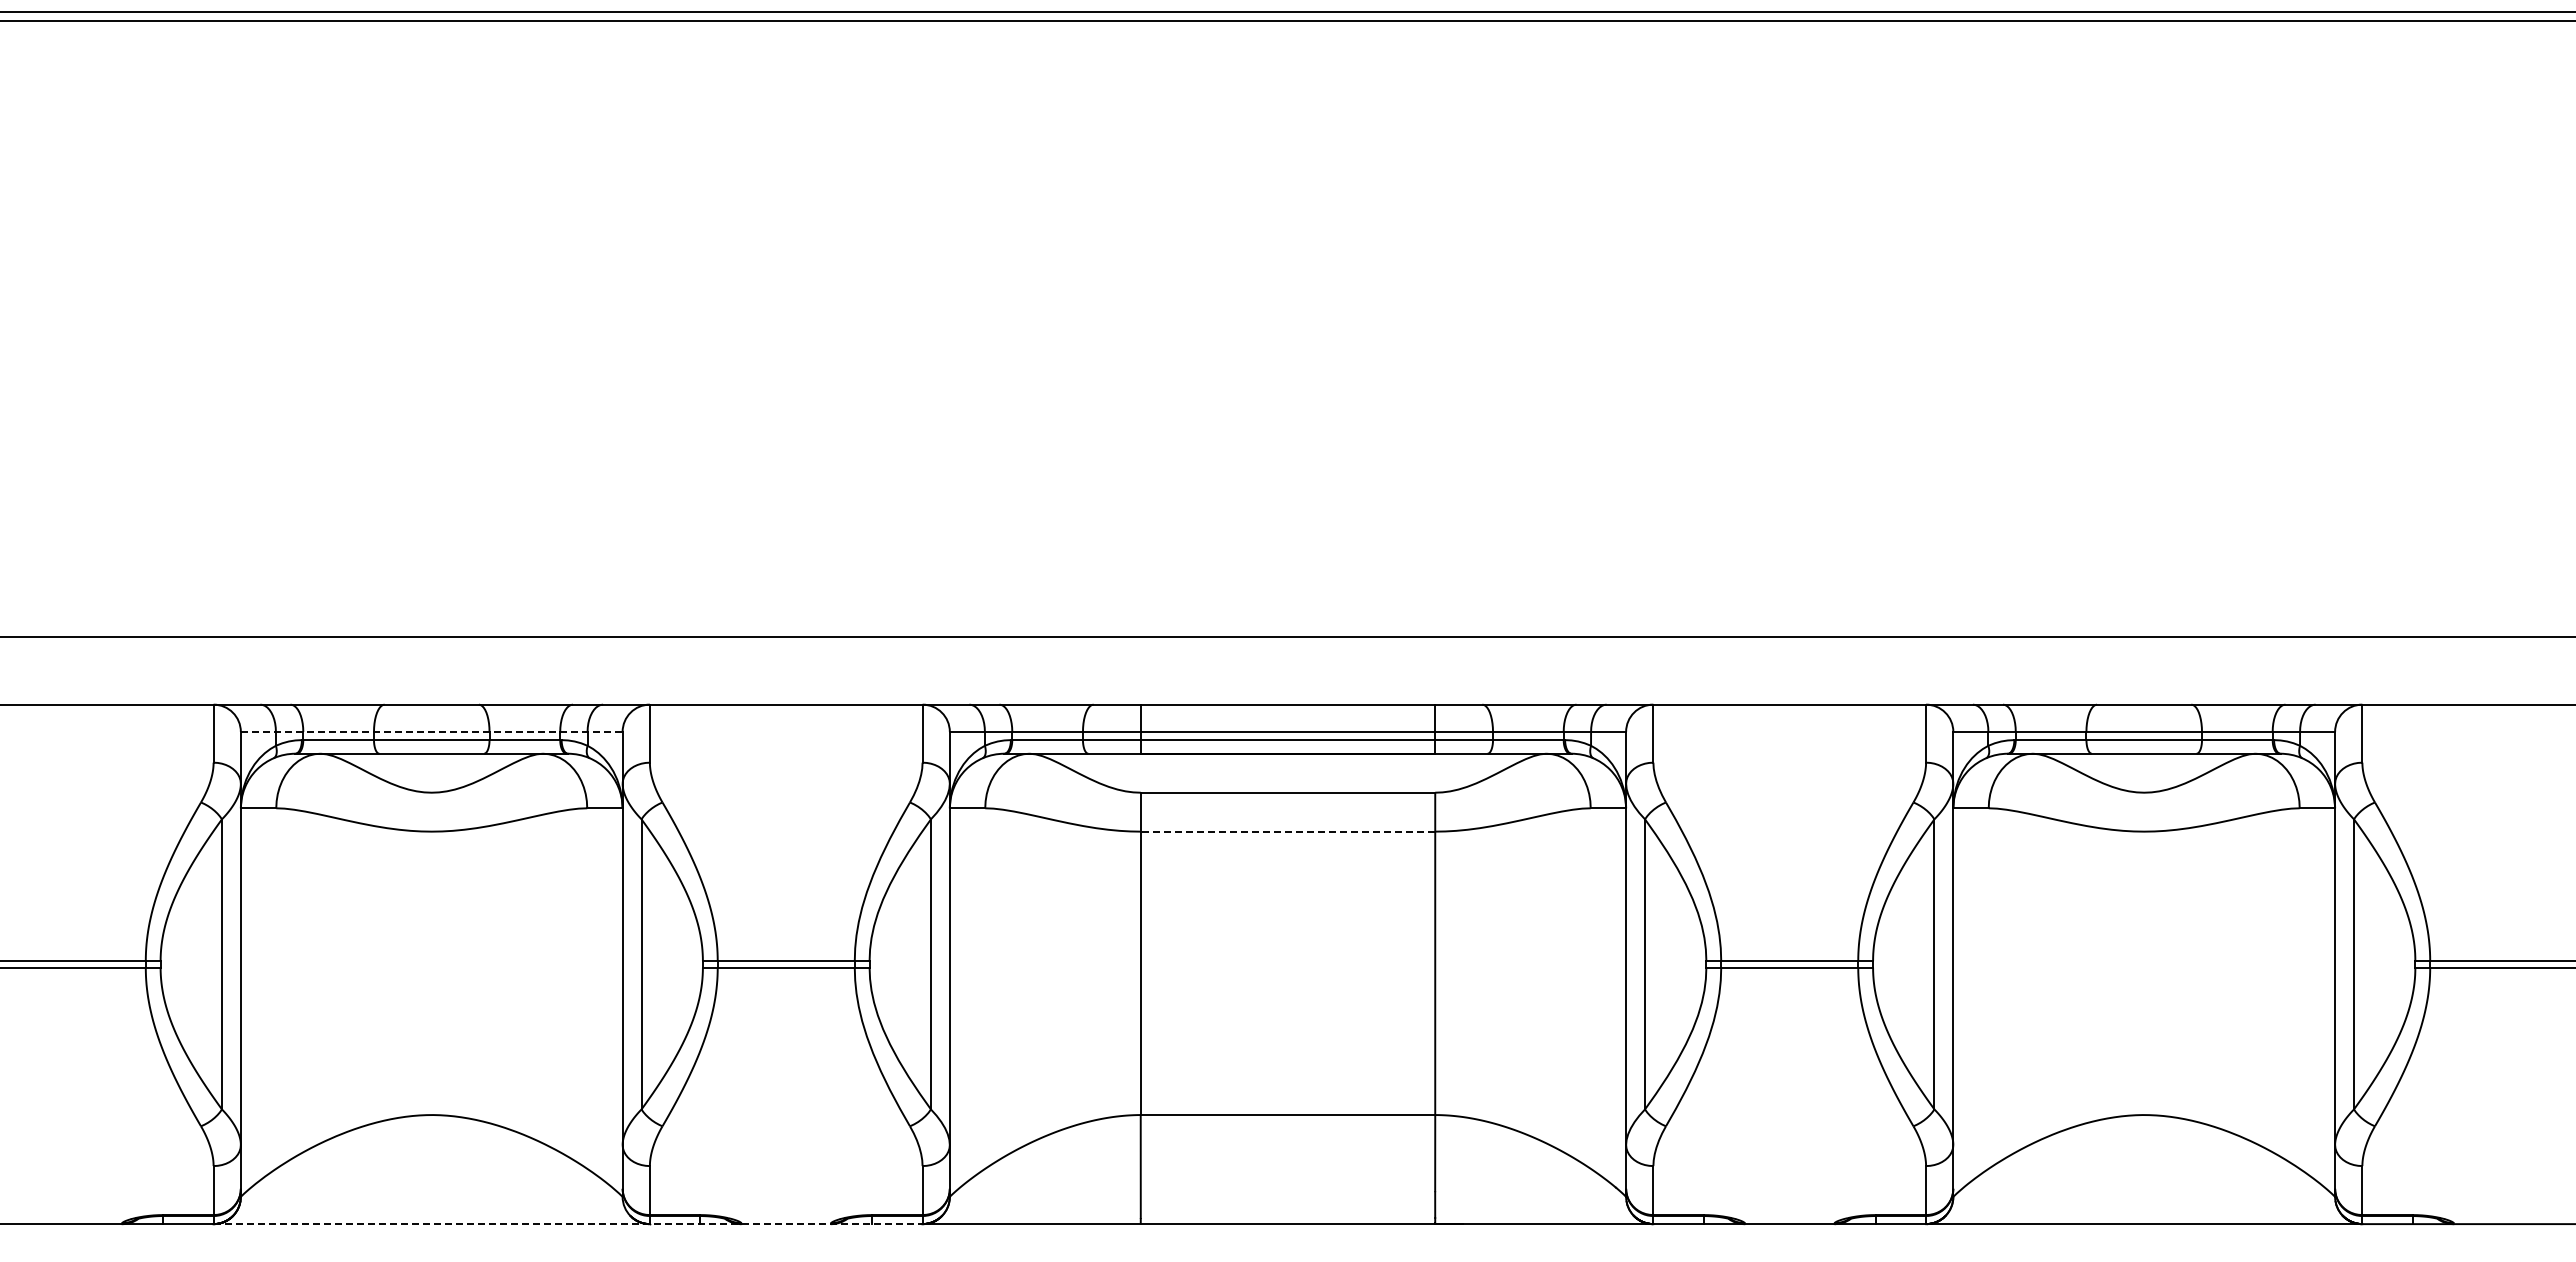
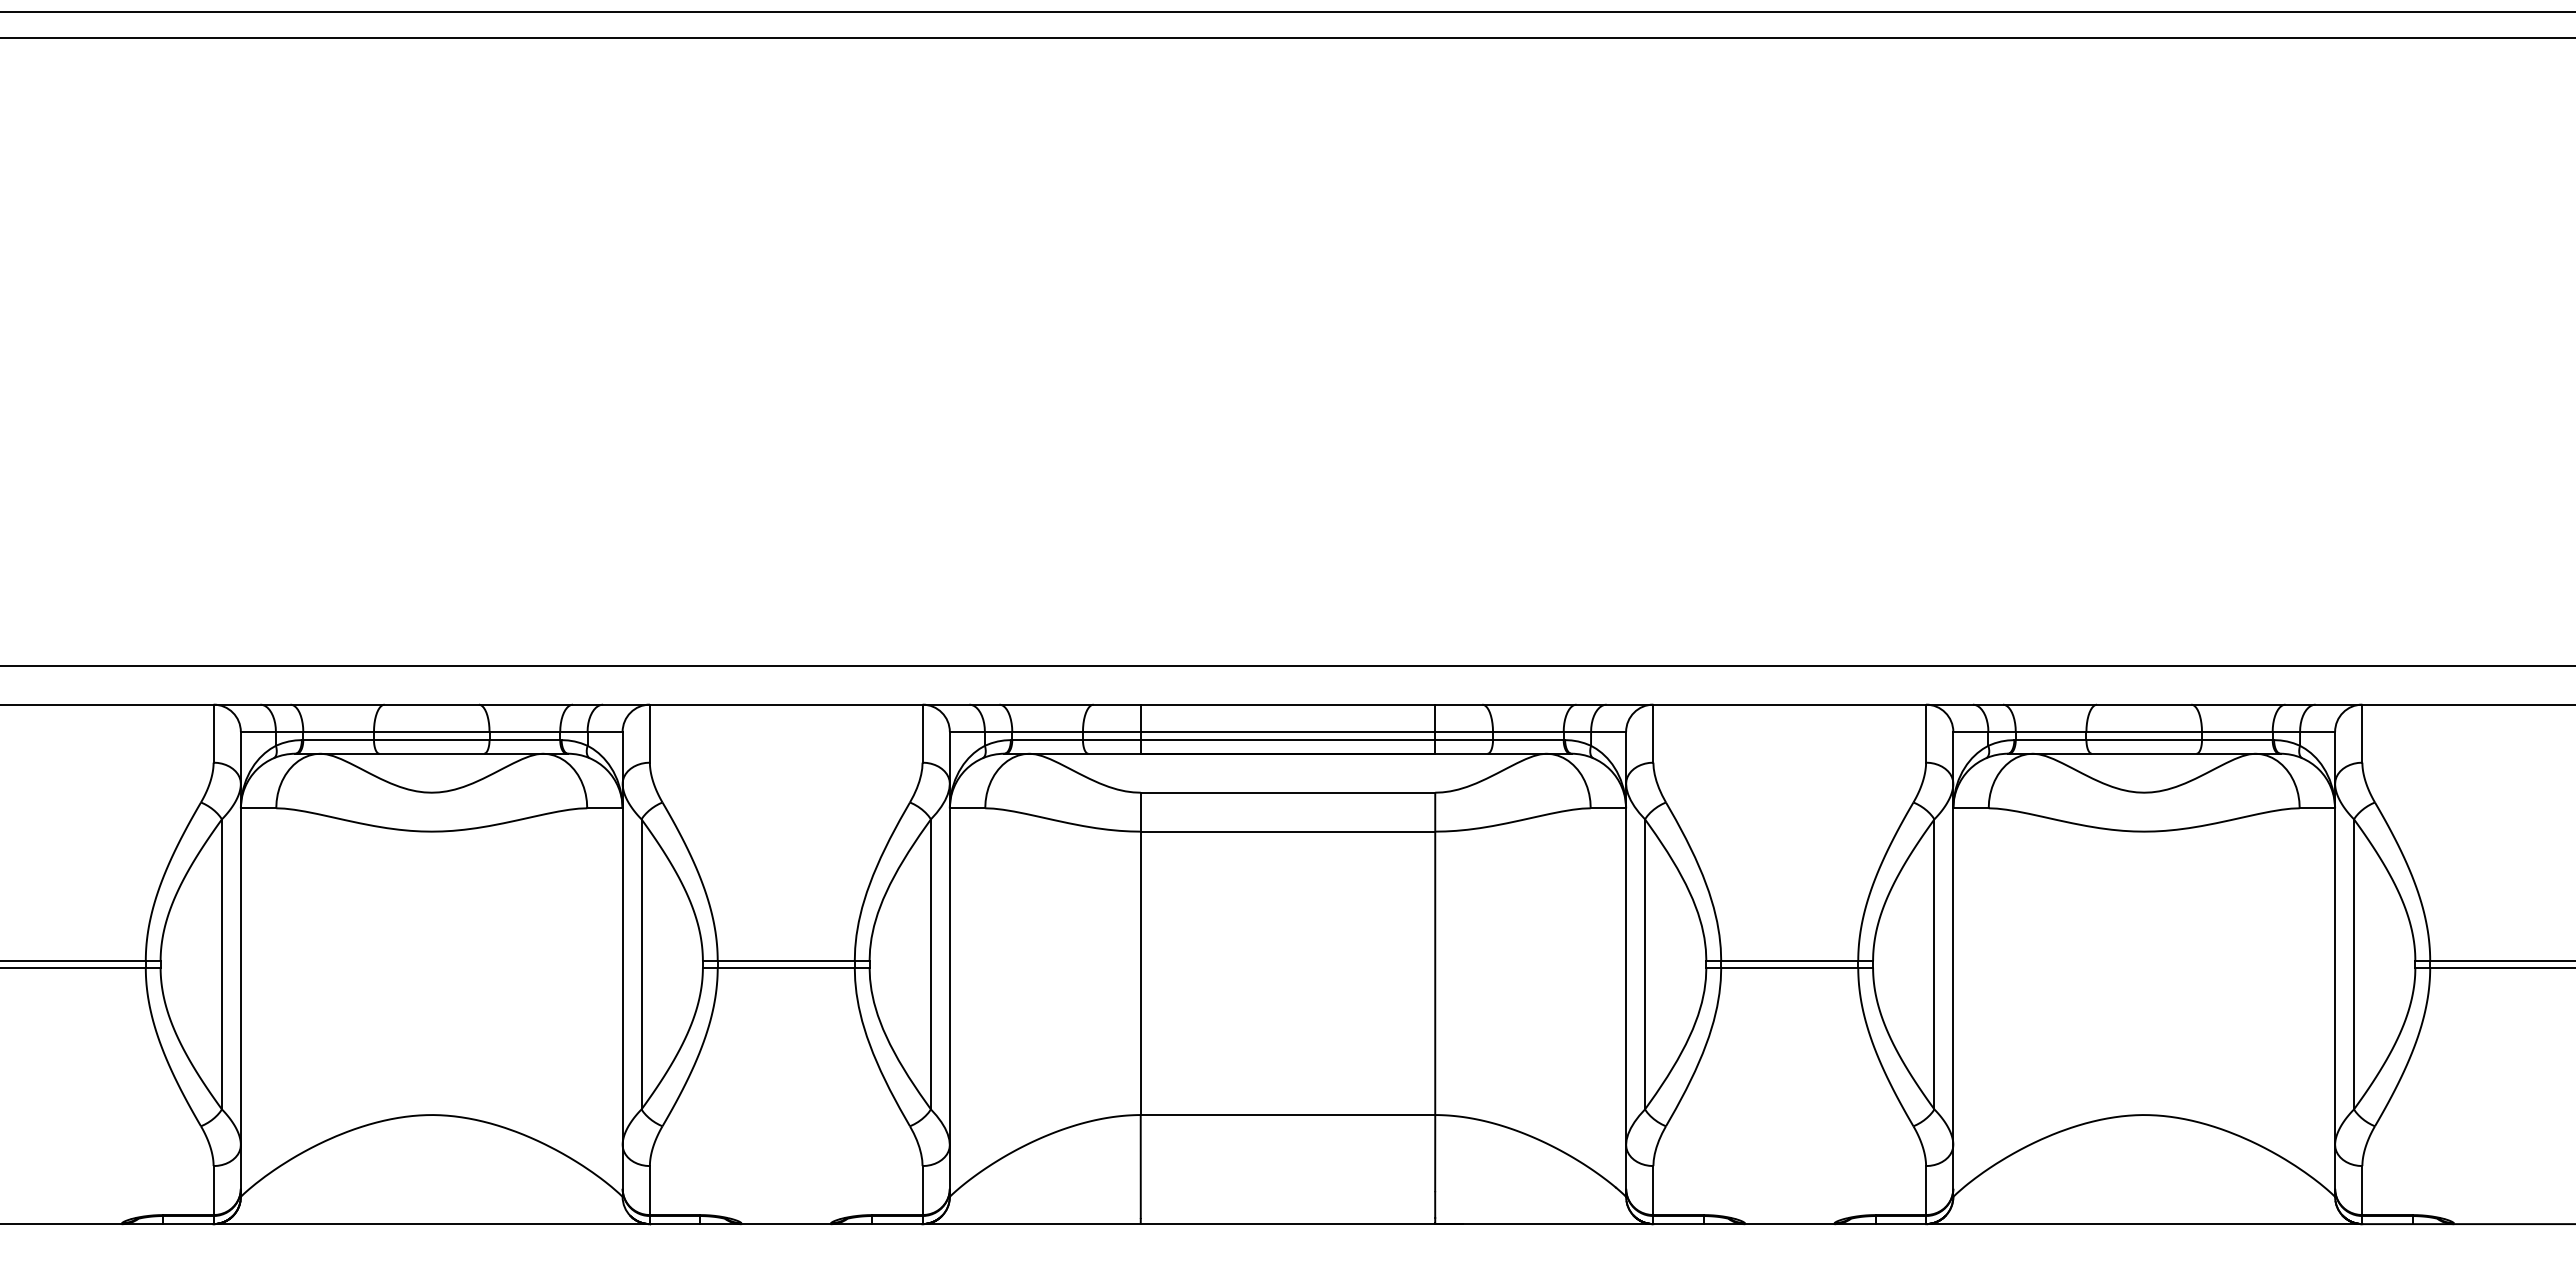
line position: (1287, 20) -> (1287, 37) (1287, 37)
line position: (1287, 636) -> (1287, 665) (1287, 665)
line: dashed -> solid (431, 731)
line: dashed -> solid (1287, 831)
line: dashed -> solid (568, 1224)
